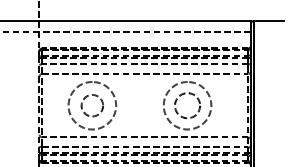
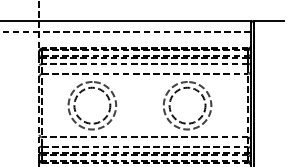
circle diameter: 22 px -> 36 px (92, 105)
circle diameter: 25 px -> 36 px (187, 105)
